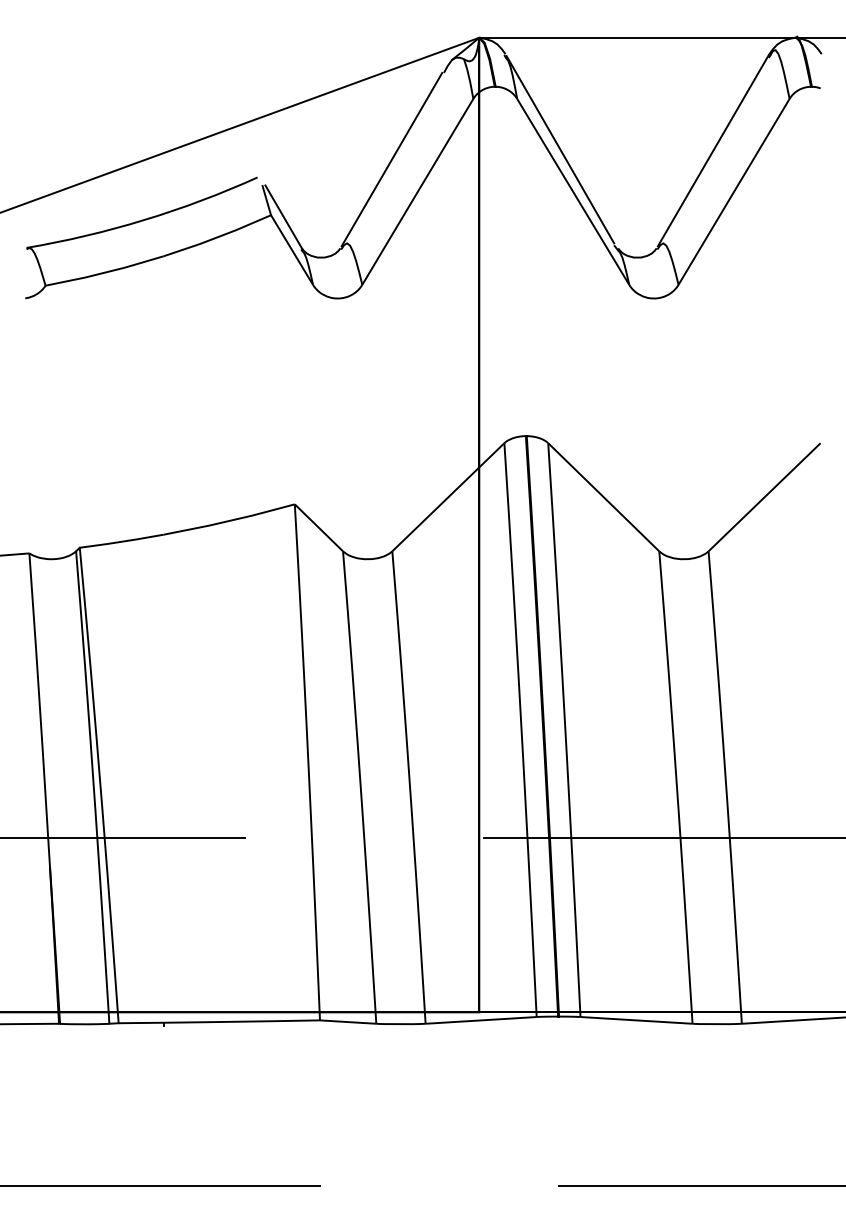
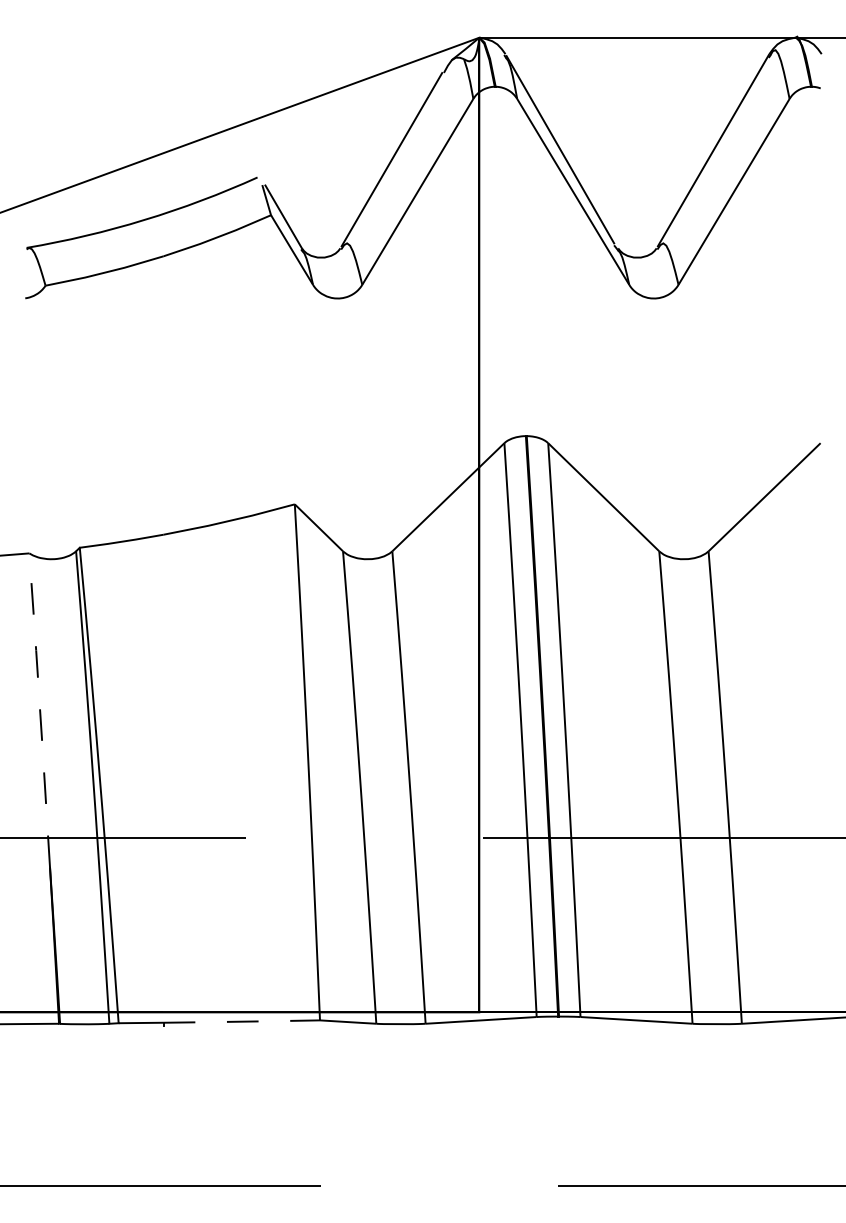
line: solid -> dashed (40, 709)
line: solid -> dashed (241, 1021)
